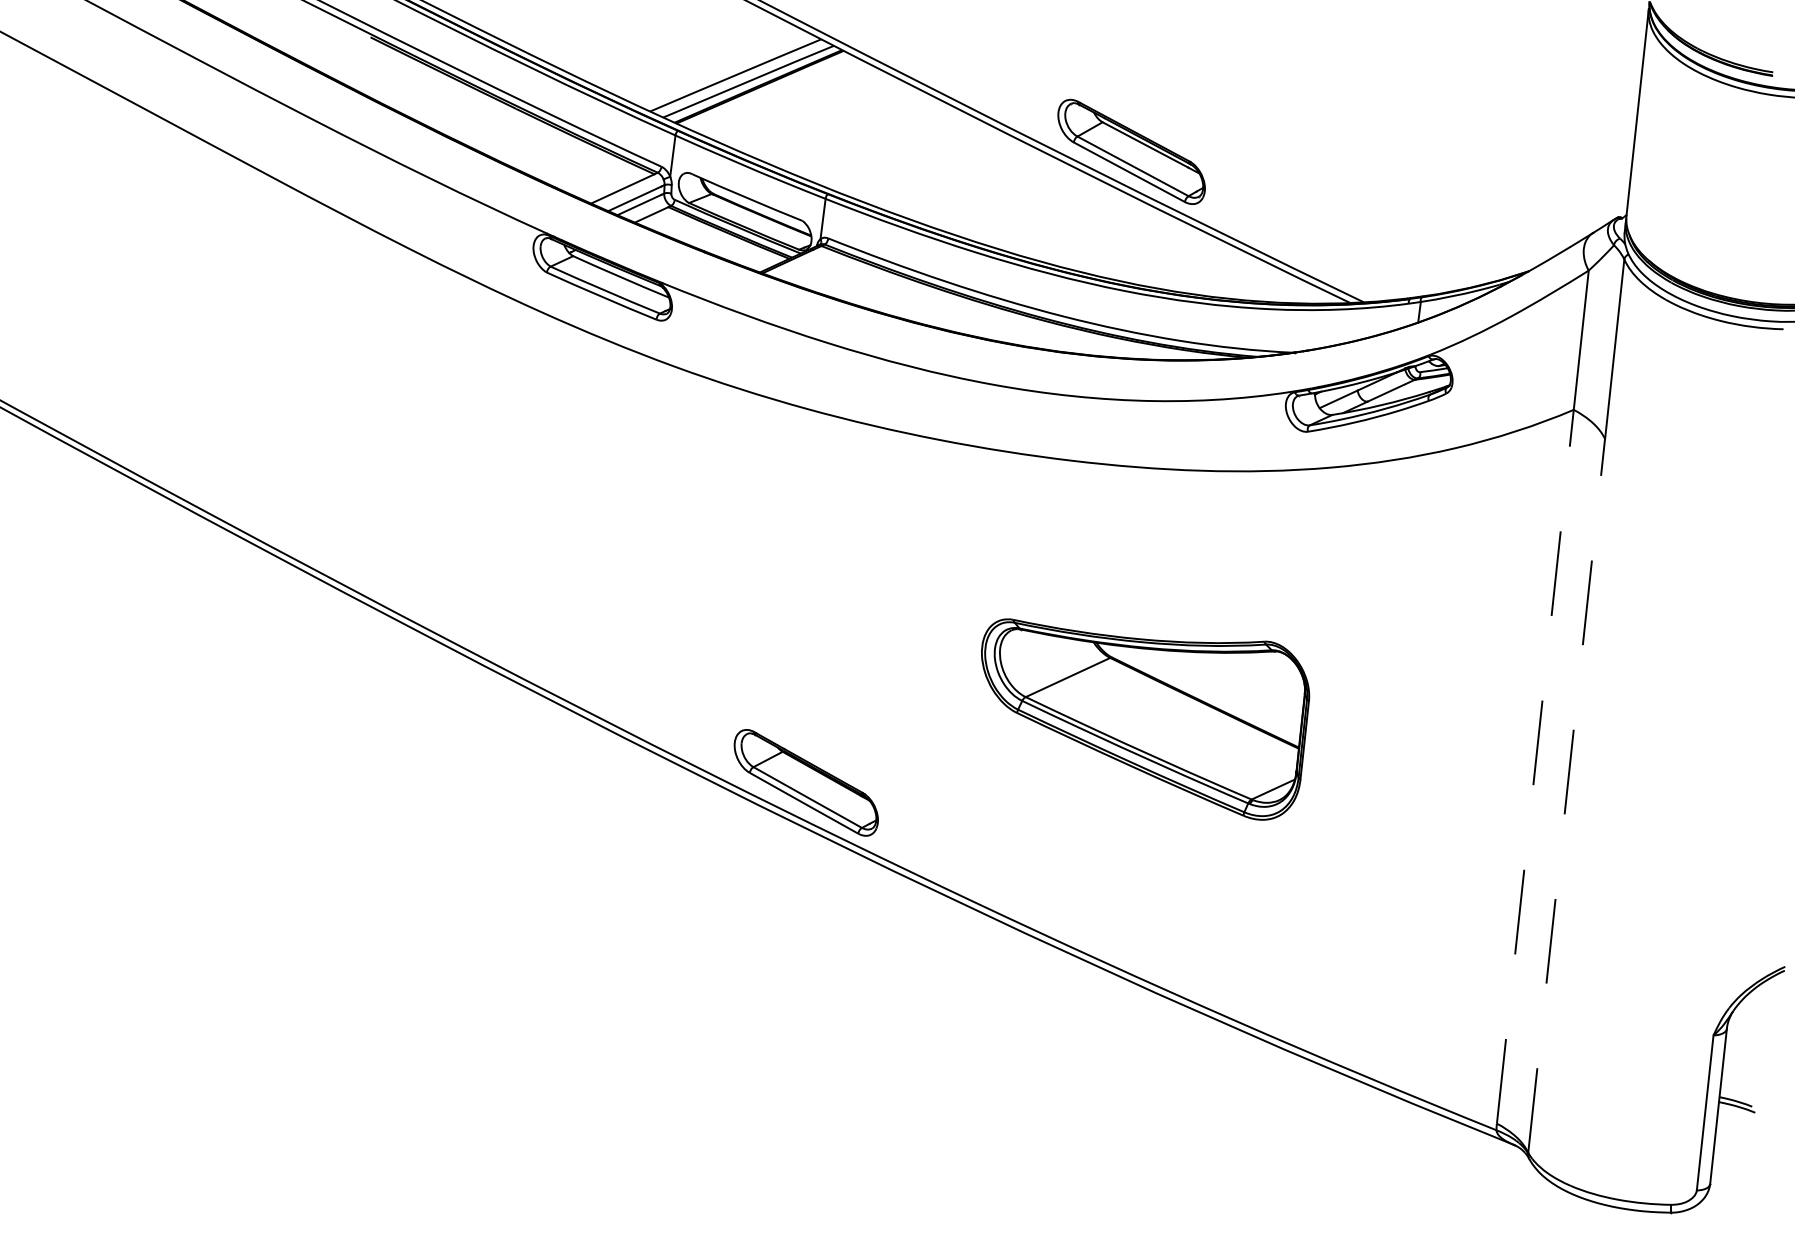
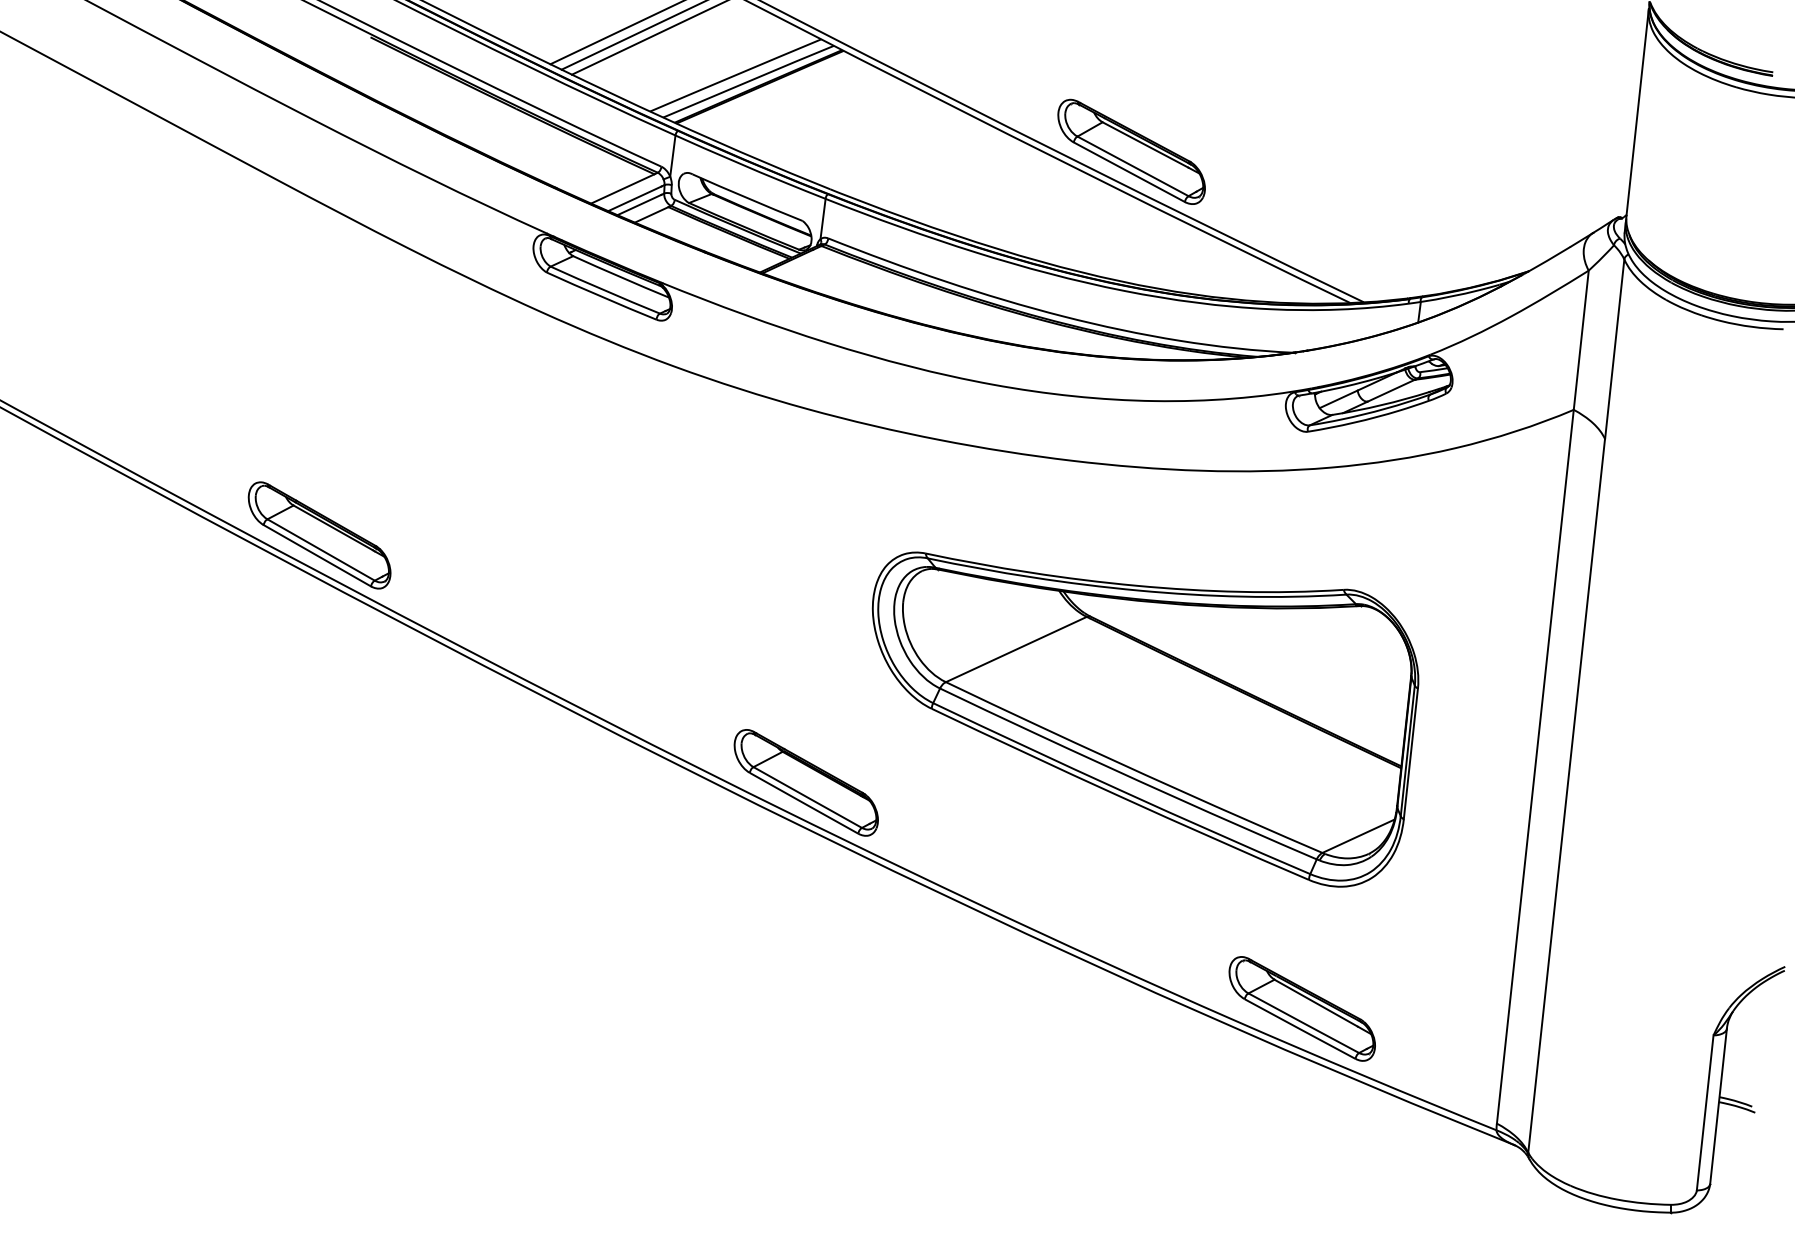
line: none -> present (615, 33)
line: none -> present (632, 35)
line: none -> present (647, 38)
part: none -> present (319, 535)
part size: 330x203 px -> 549x337 px (1145, 719)
line: dashed -> solid (1535, 766)
line: dashed -> solid (1566, 795)
part: none -> present (1301, 1008)
